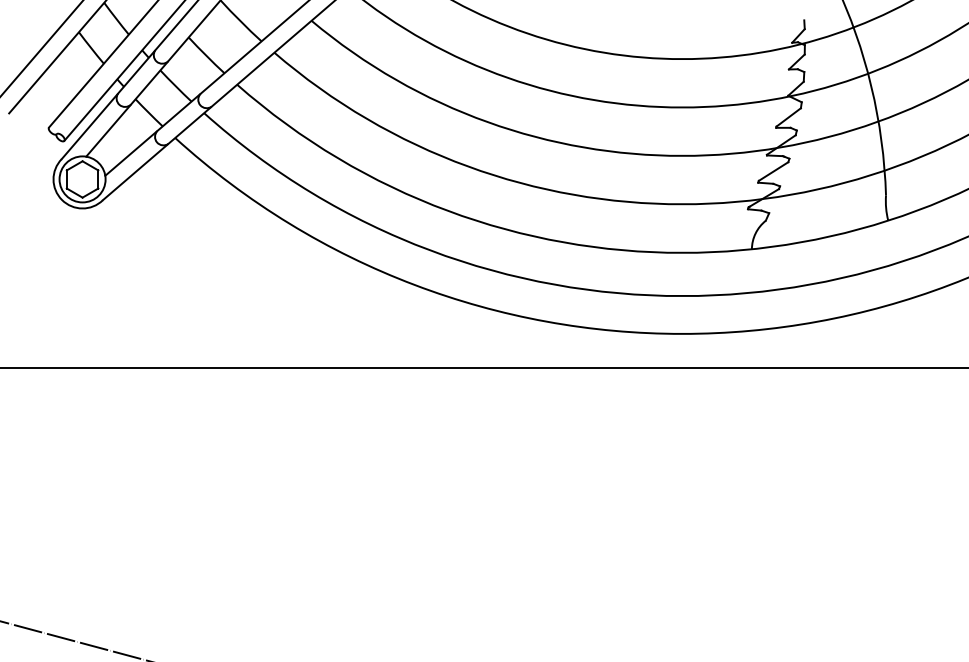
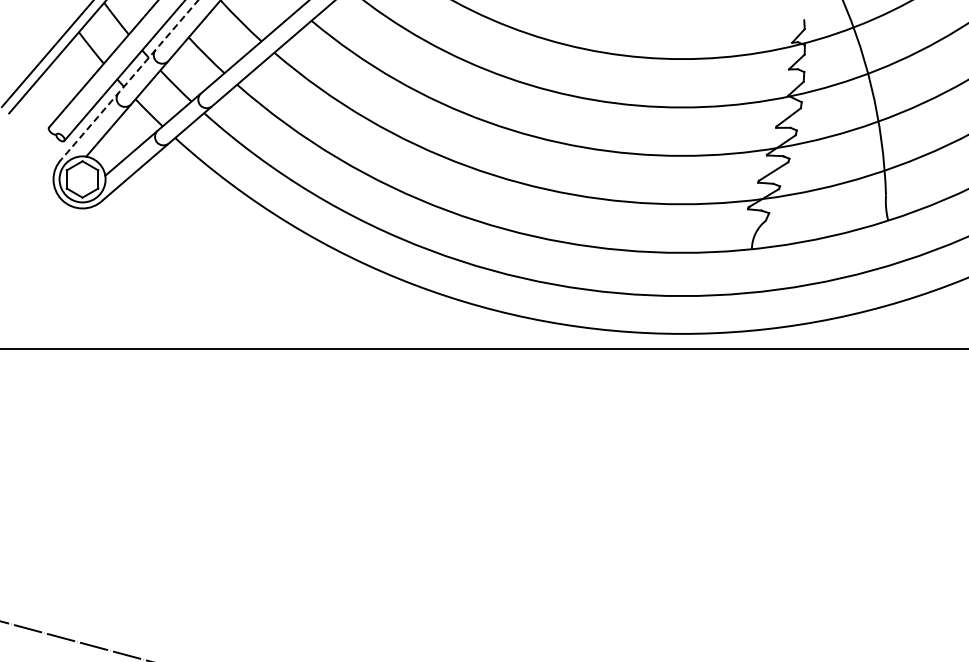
line position: (41, 48) -> (47, 54) (47, 54)
line: solid -> dashed (129, 80)
line position: (483, 367) -> (483, 348) (483, 348)
